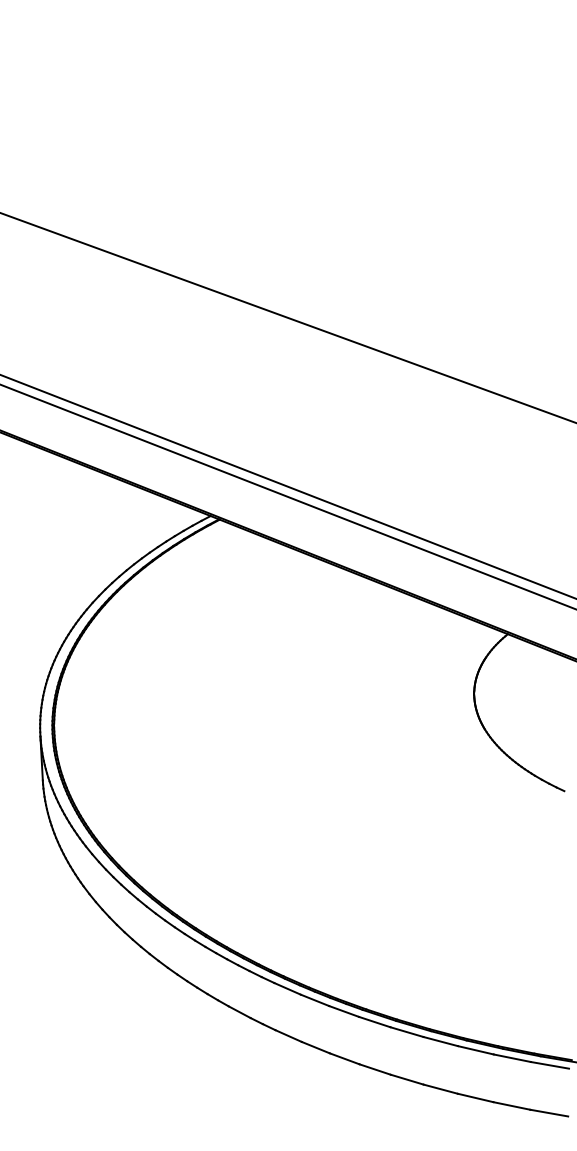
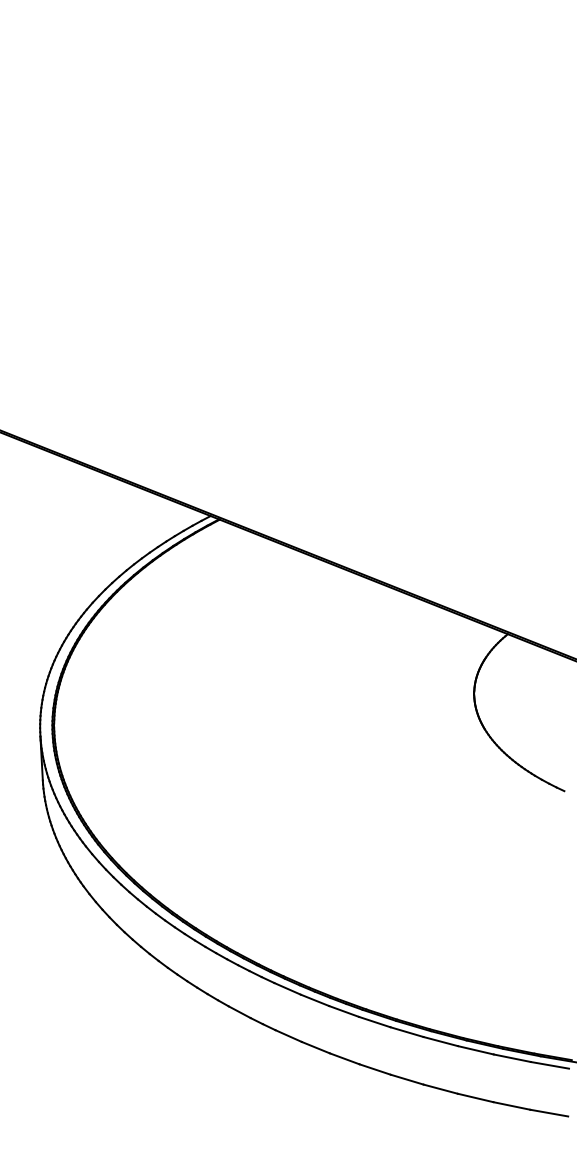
line: present -> none (287, 317)
line: present -> none (287, 486)
line: present -> none (287, 496)
